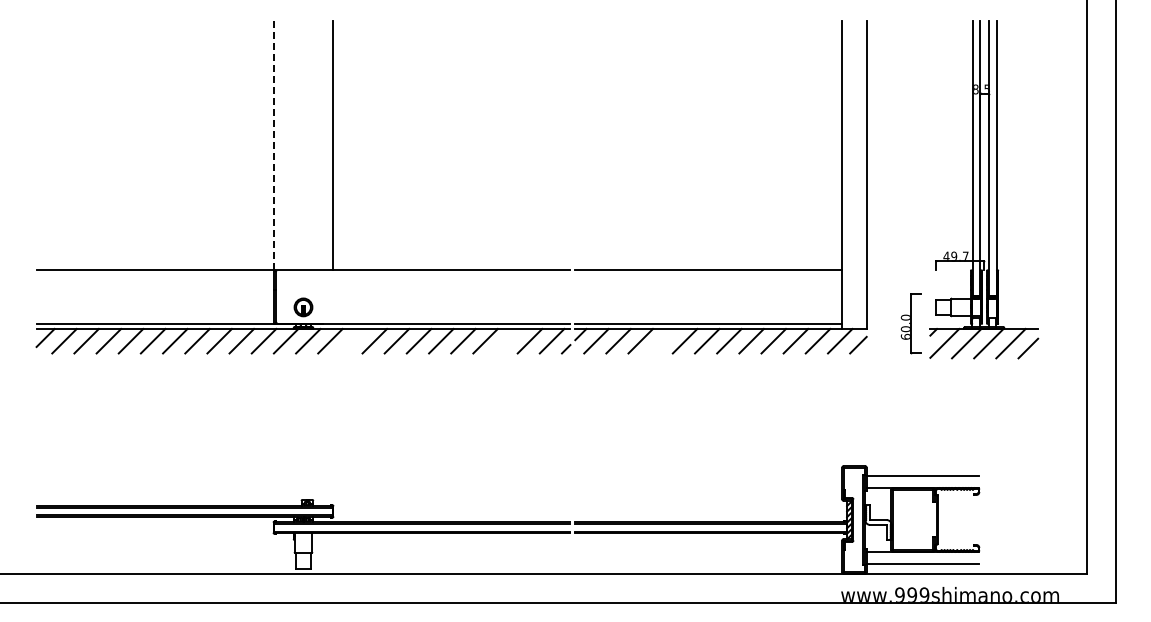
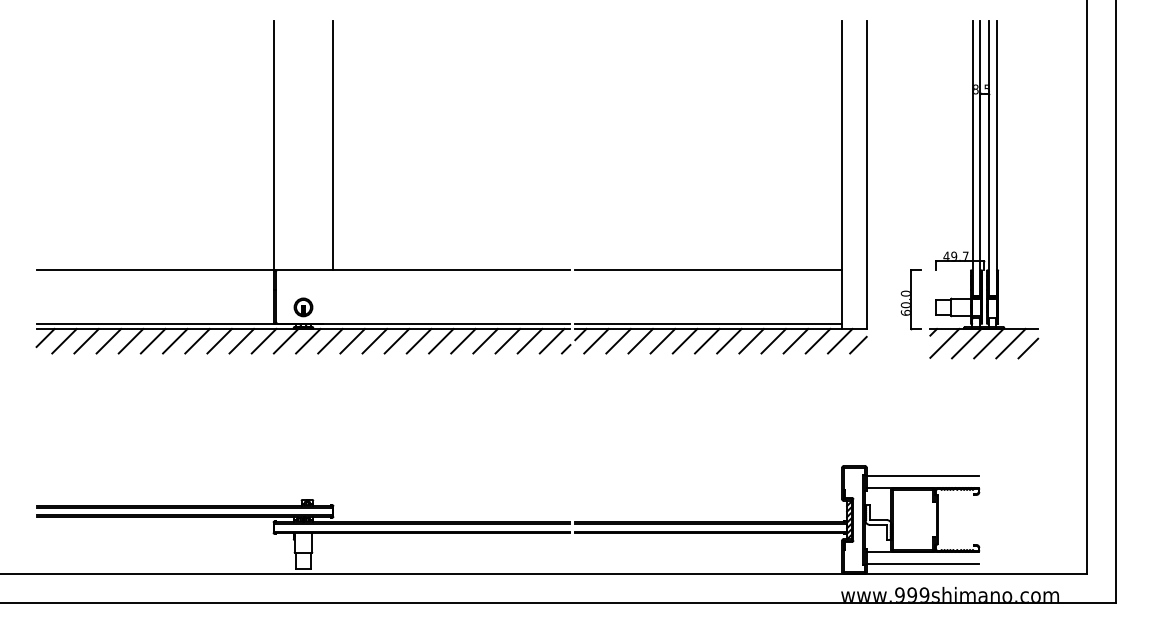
line: dashed -> solid (274, 145)
part position: (910, 323) -> (910, 299) (910, 299)
line: none -> present (352, 340)
line: none -> present (507, 340)
line: none -> present (662, 340)
